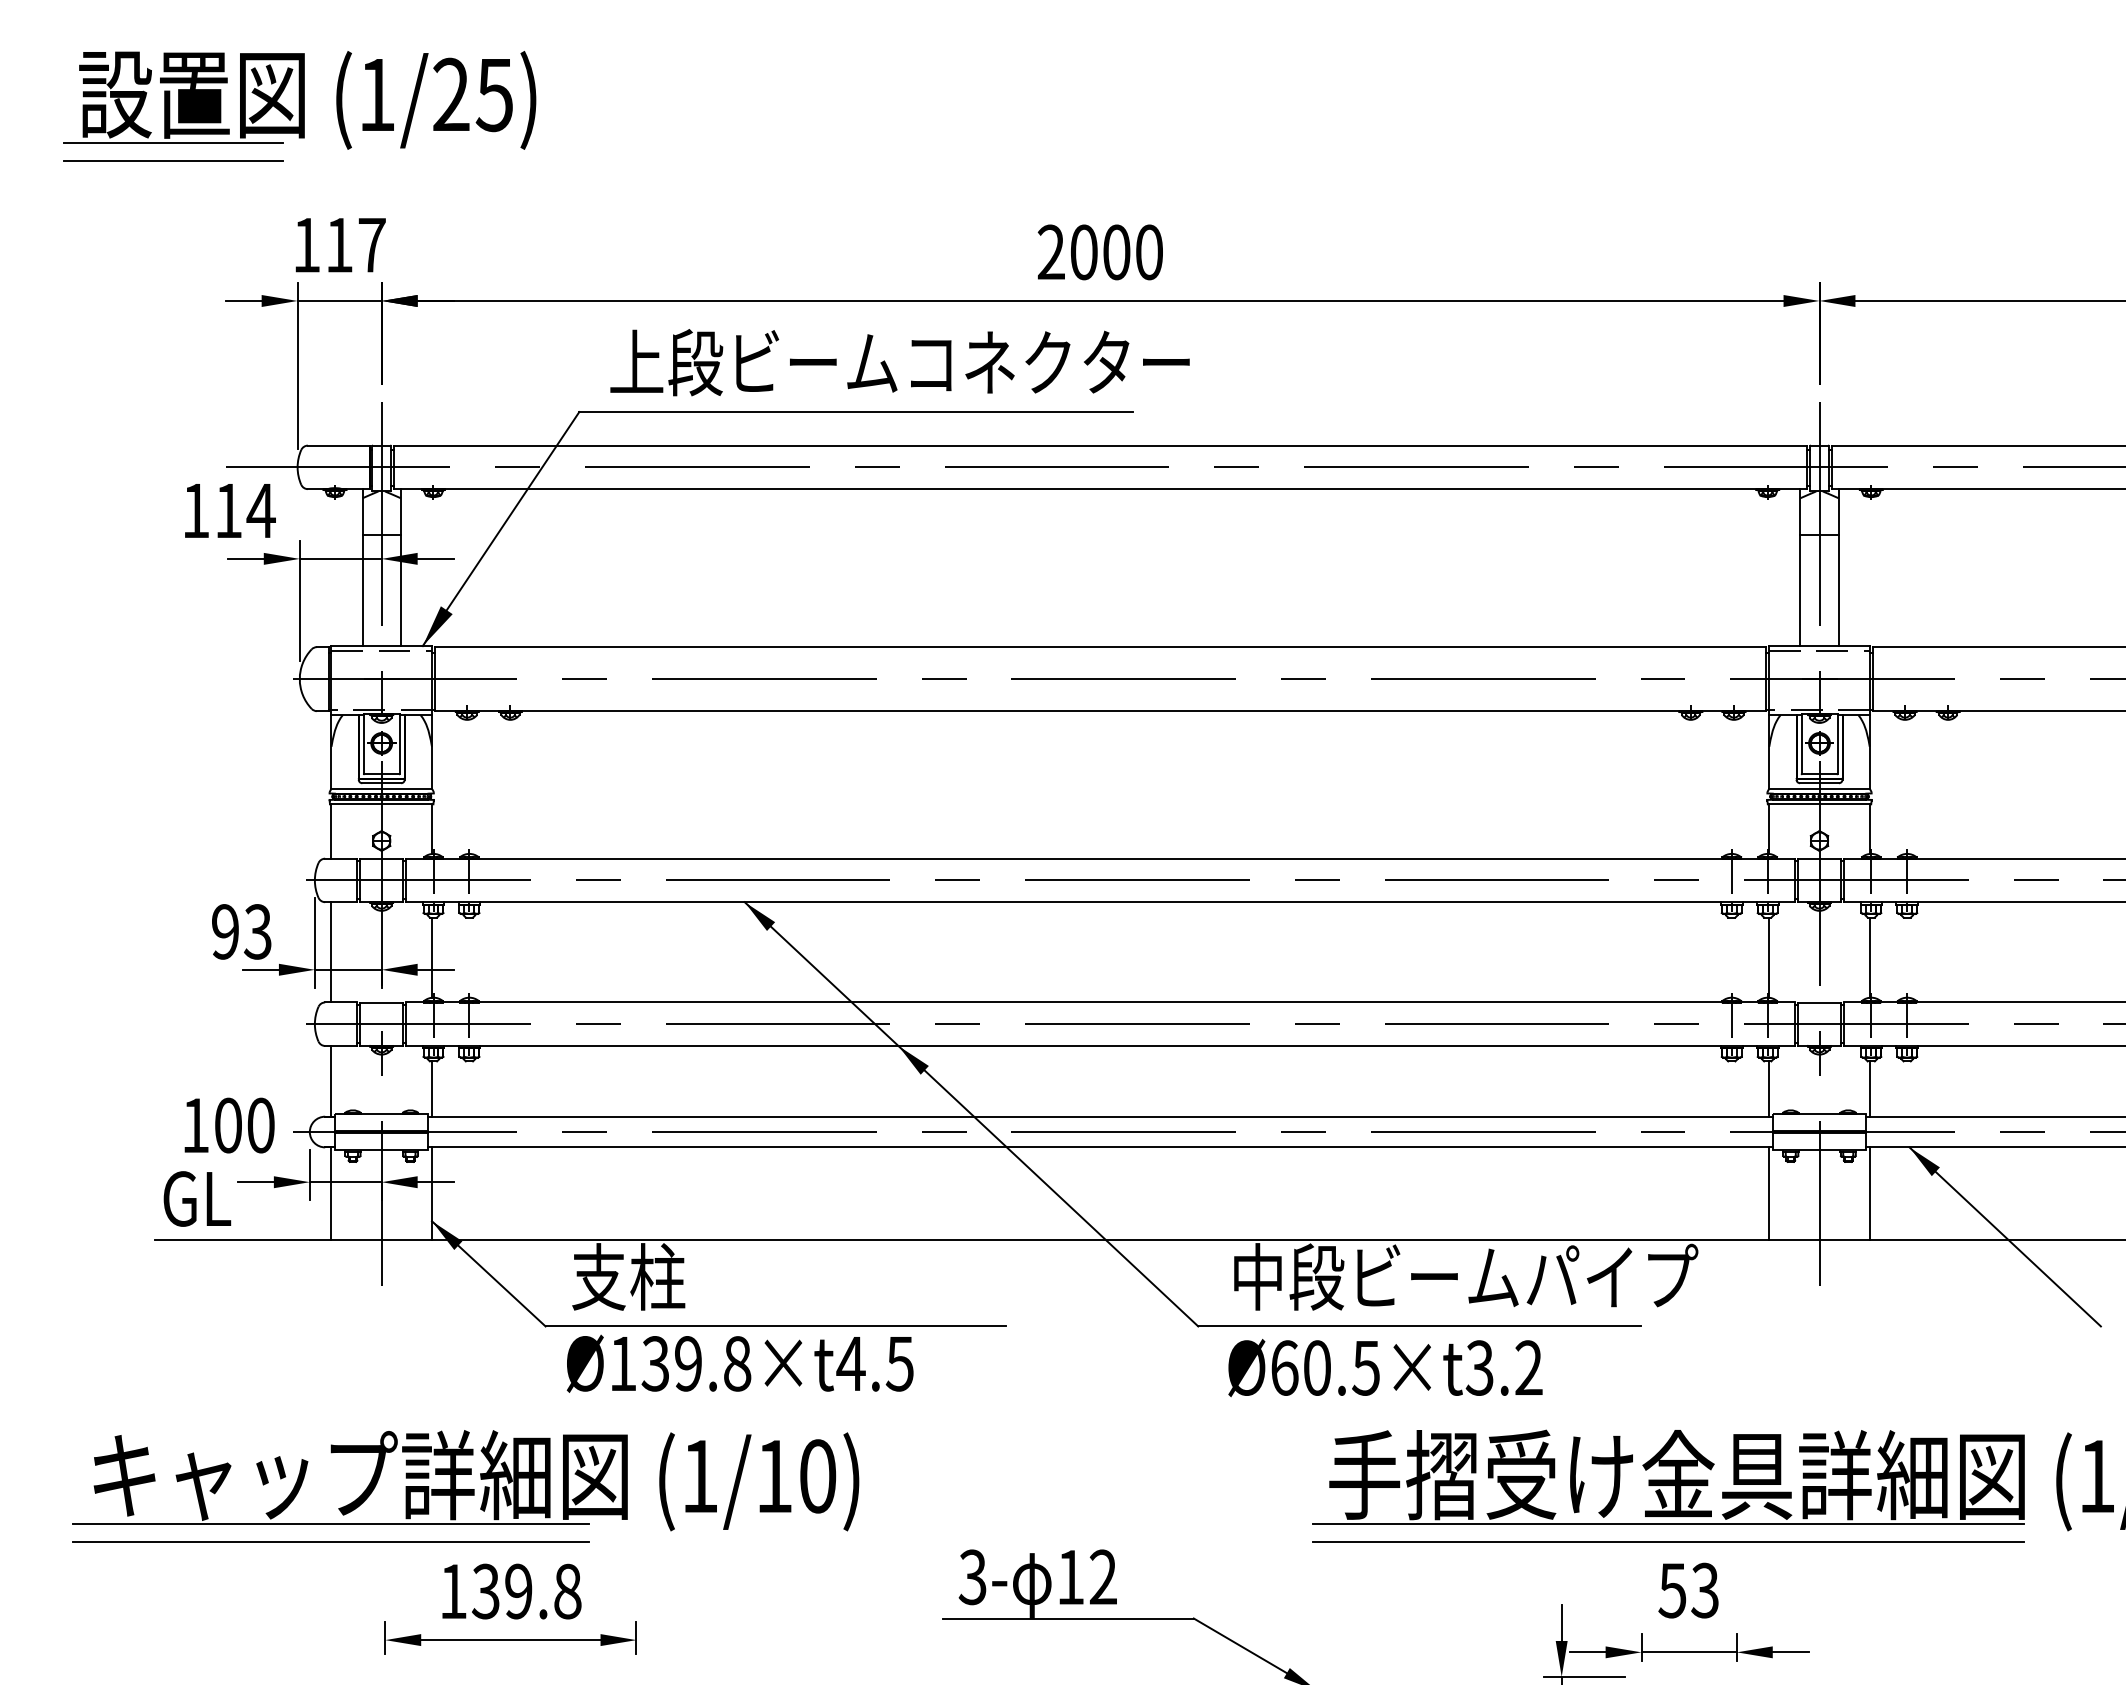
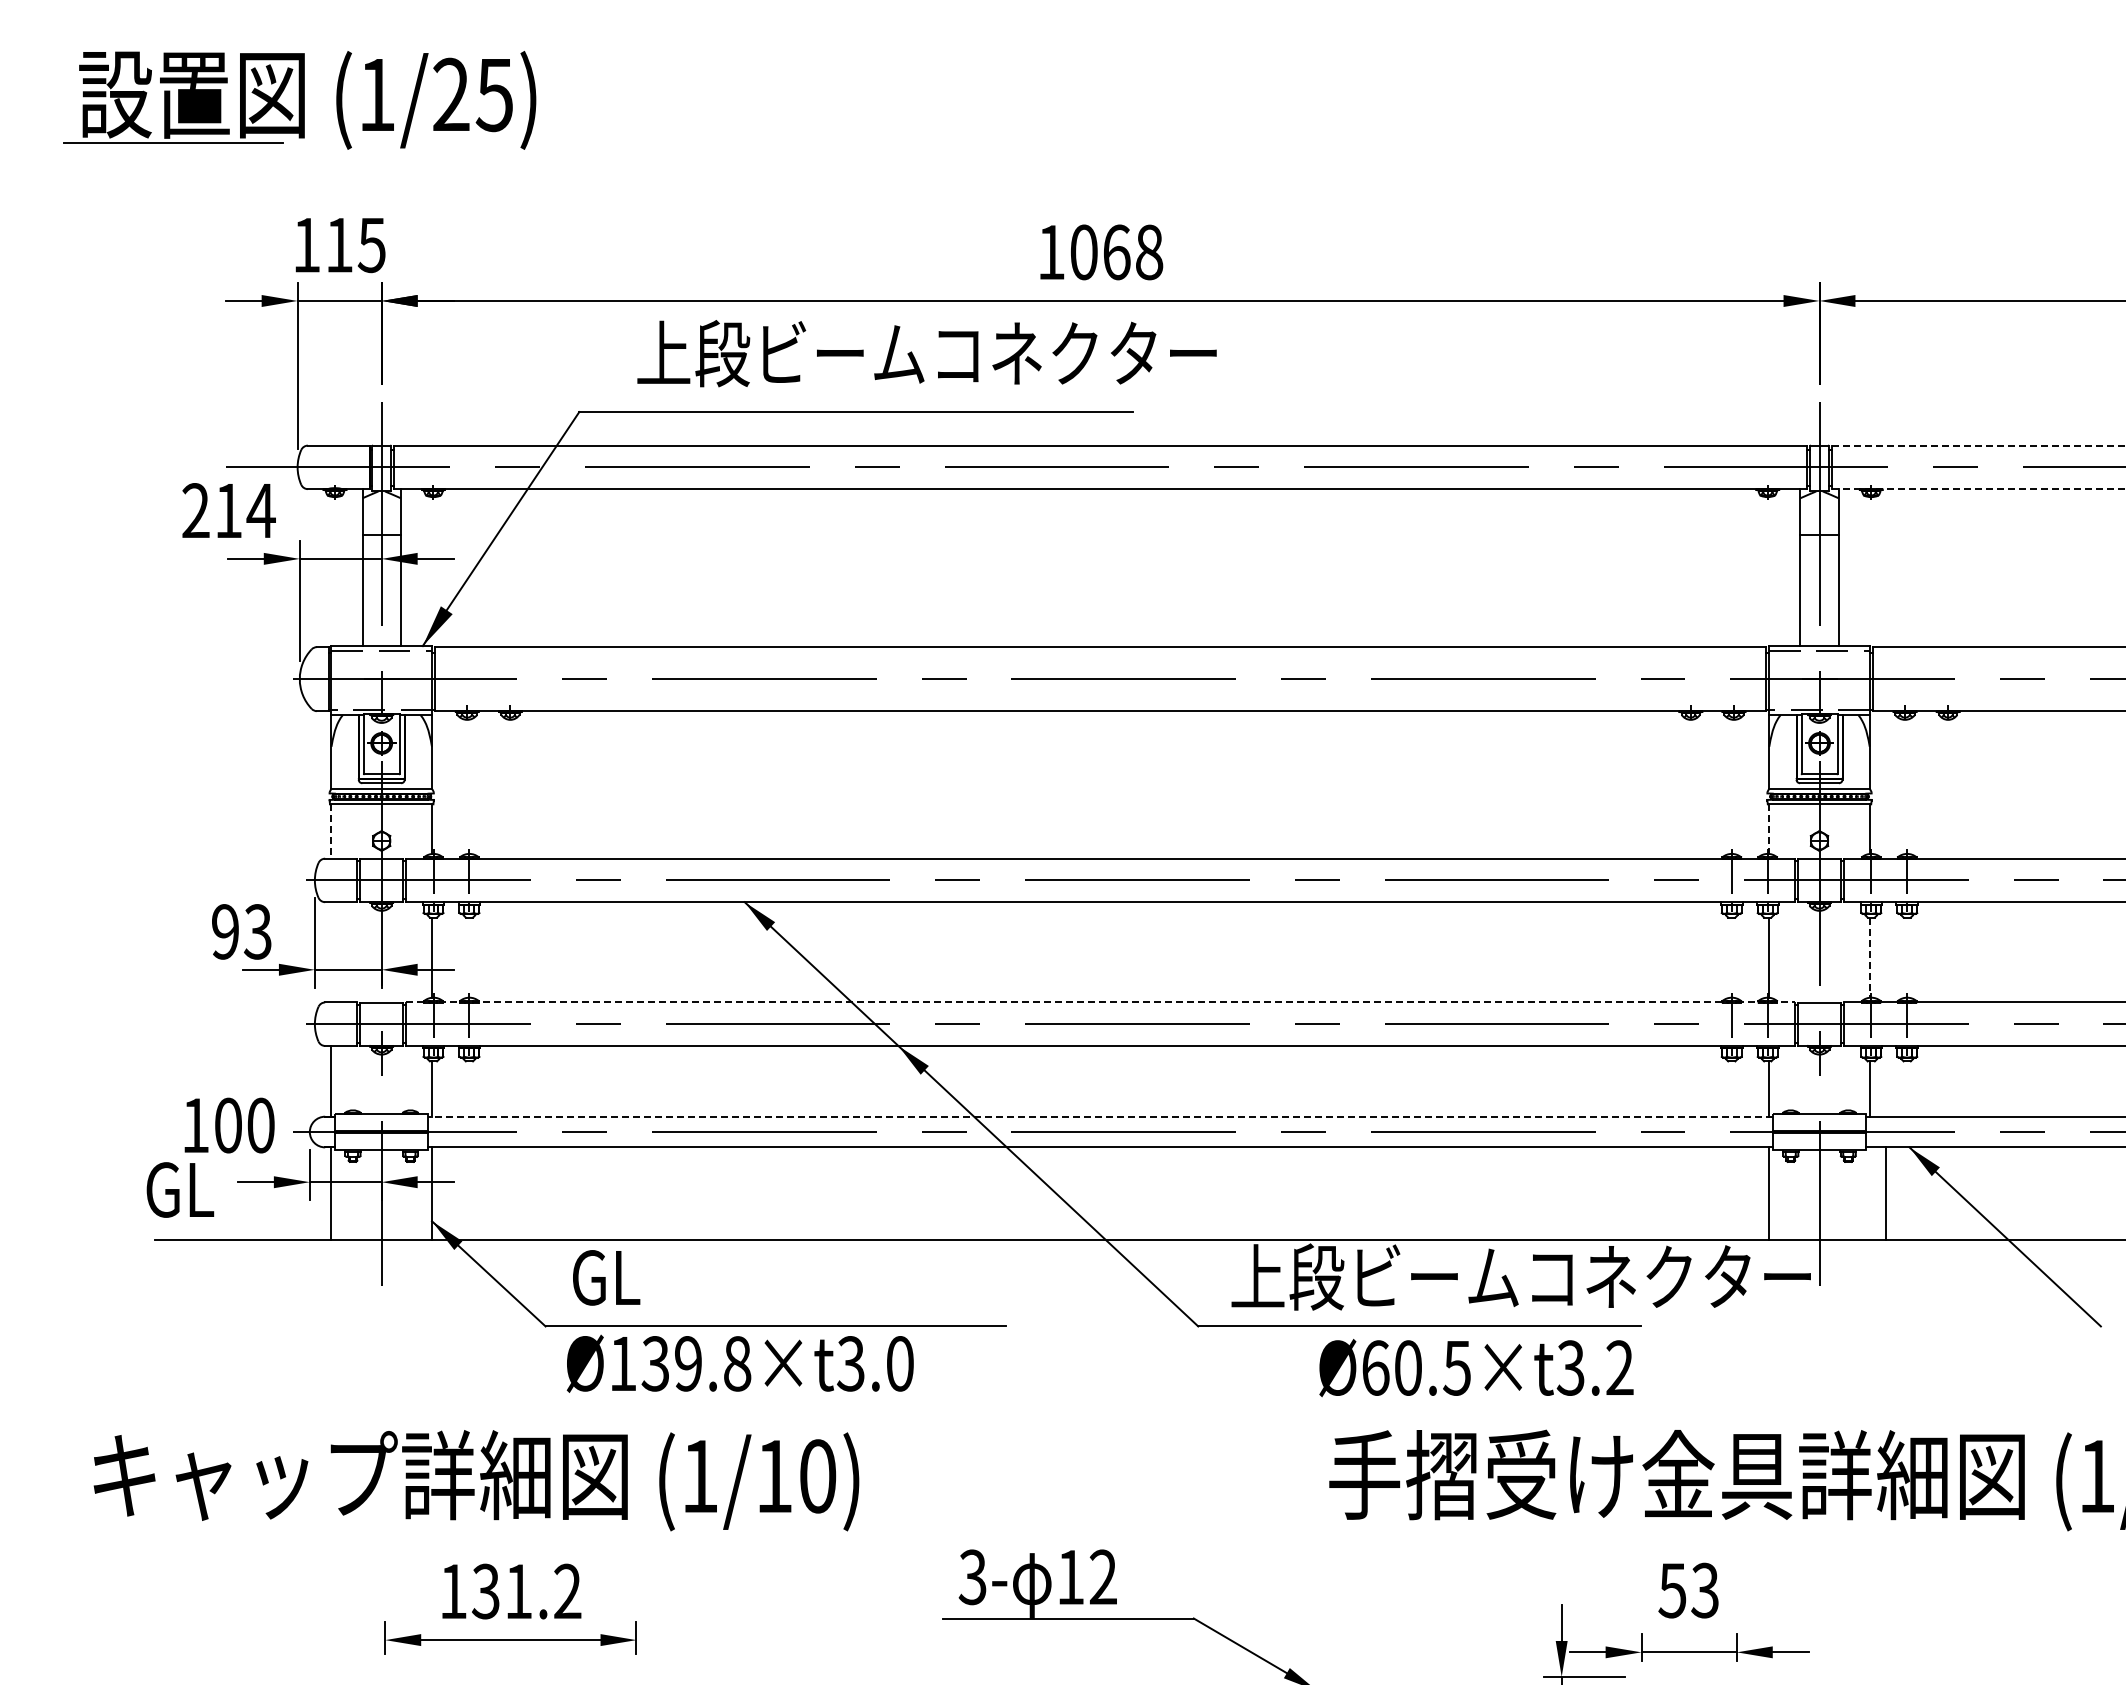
line: present -> none (172, 160)
text: 117 -> 115 (371, 245)
text: 2000 -> 1068 (1100, 252)
text position: (899, 362) -> (926, 353) (926, 353)
line: solid -> dashed (1978, 445)
line: solid -> dashed (1978, 489)
text: 114 -> 214 (195, 510)
line: solid -> dashed (1769, 829)
line: solid -> dashed (331, 832)
line: present -> none (331, 952)
line: solid -> dashed (1869, 958)
line: solid -> dashed (1101, 1002)
line: solid -> dashed (1100, 1116)
line position: (1869, 1193) -> (1885, 1193) (1885, 1193)
text position: (197, 1198) -> (180, 1189) (180, 1189)
text: 支柱 -> GL (628, 1276)
text: 中段ビームパイプ -> 上段ビームコネクター (1520, 1276)
text: Ø139.8×t4.5 -> Ø139.8×t3.0 (874, 1363)
text position: (1385, 1368) -> (1476, 1368) (1476, 1368)
line: present -> none (330, 1524)
line: present -> none (1667, 1524)
line: present -> none (330, 1541)
line: present -> none (1667, 1542)
text: 139.8 -> 131.2 (543, 1591)
